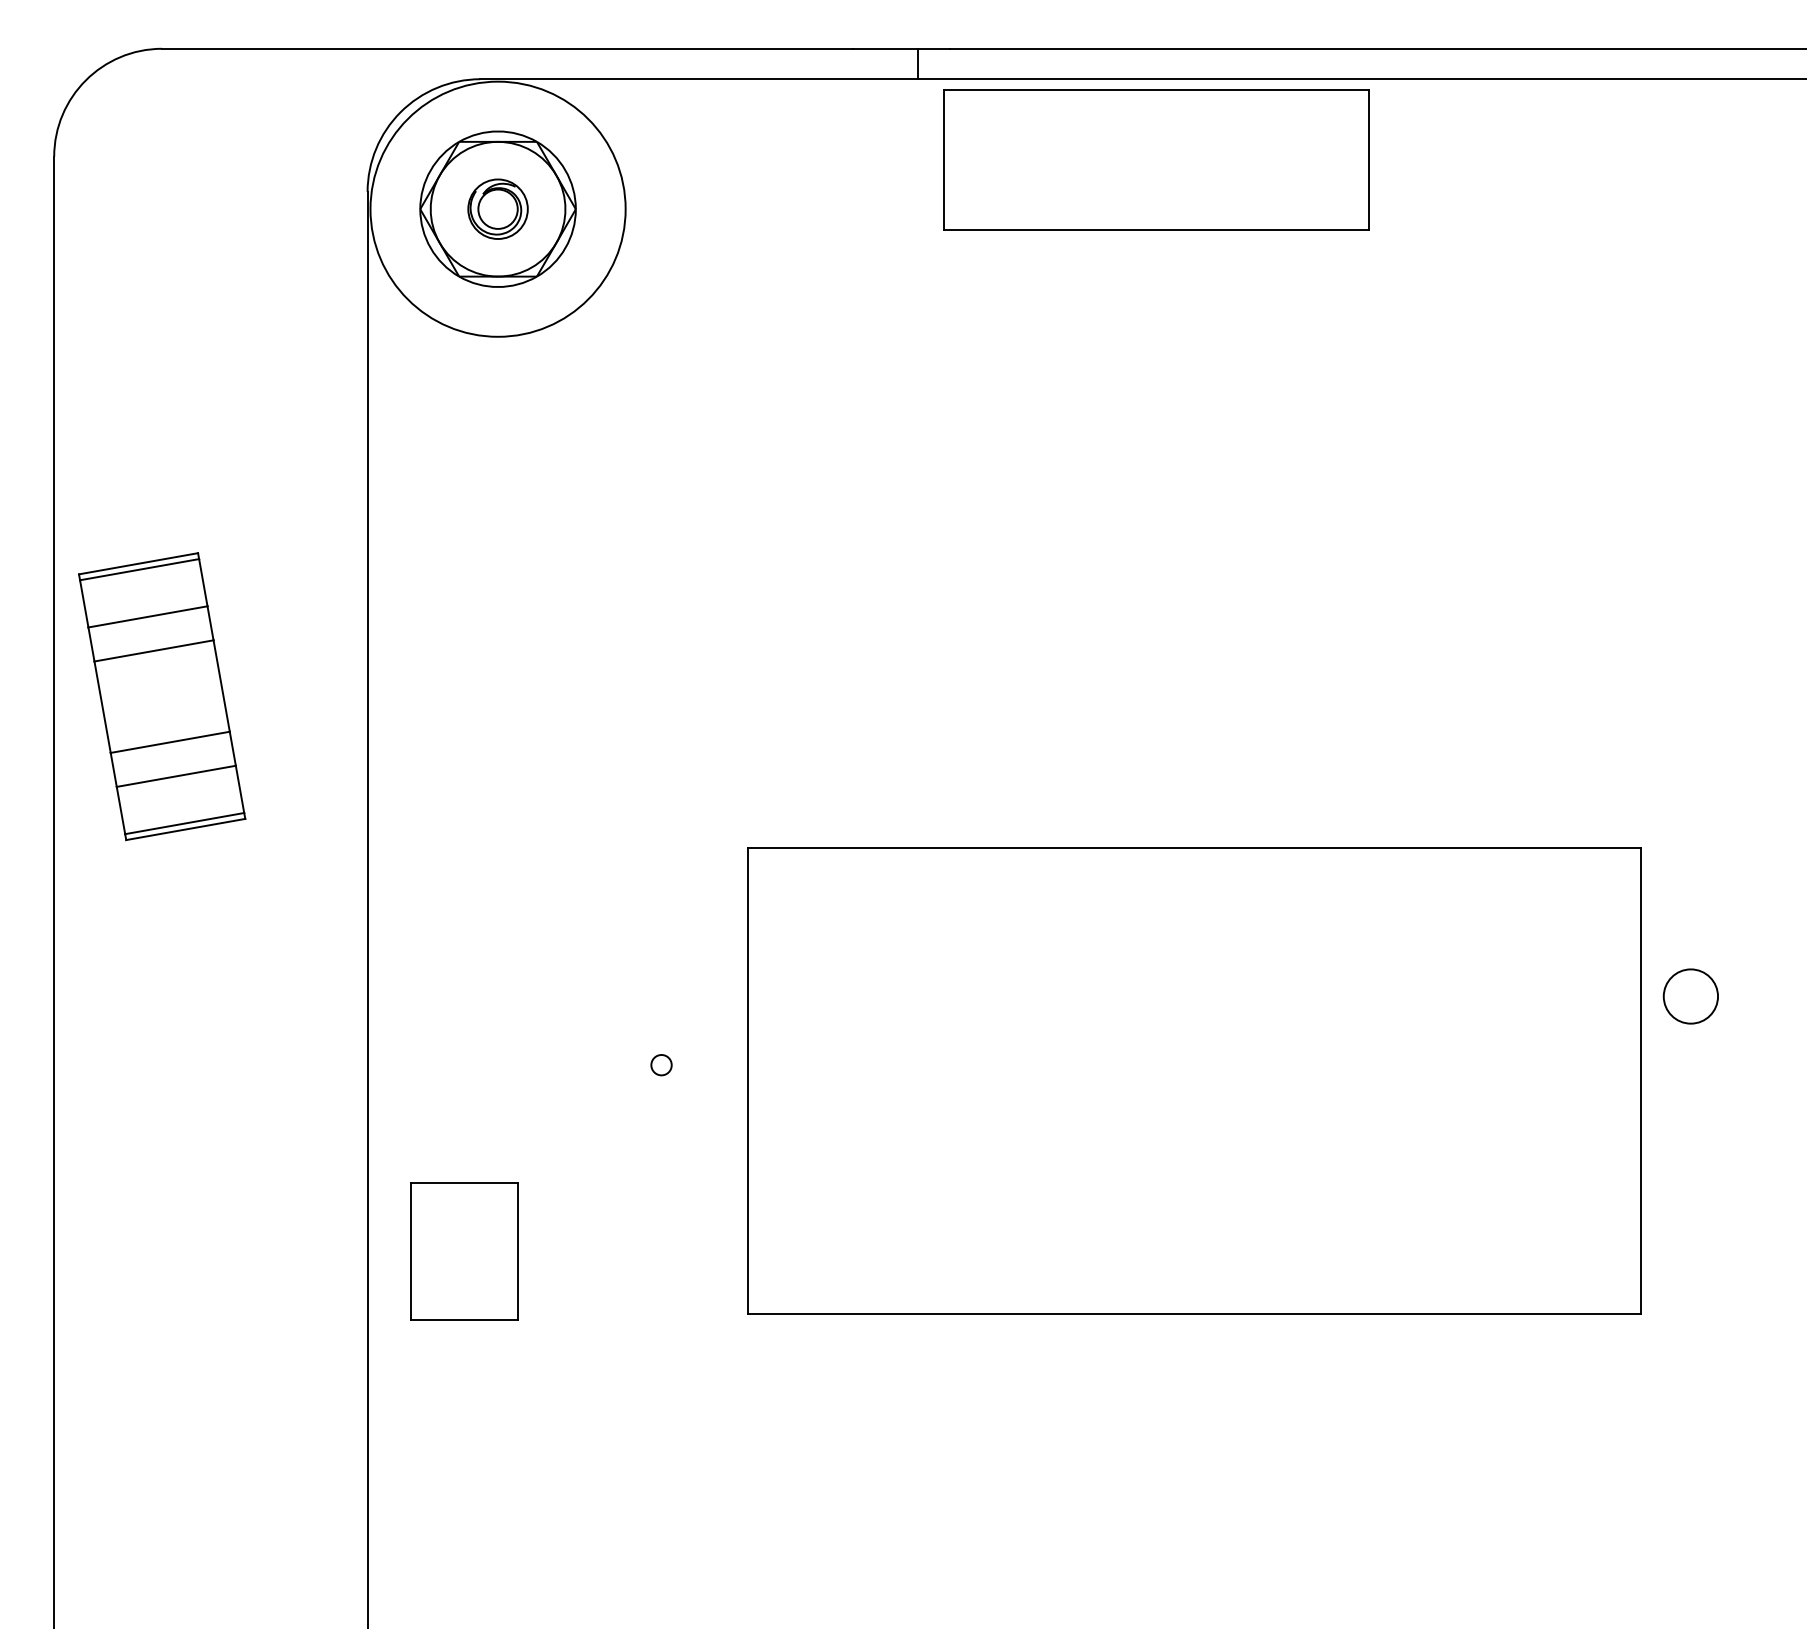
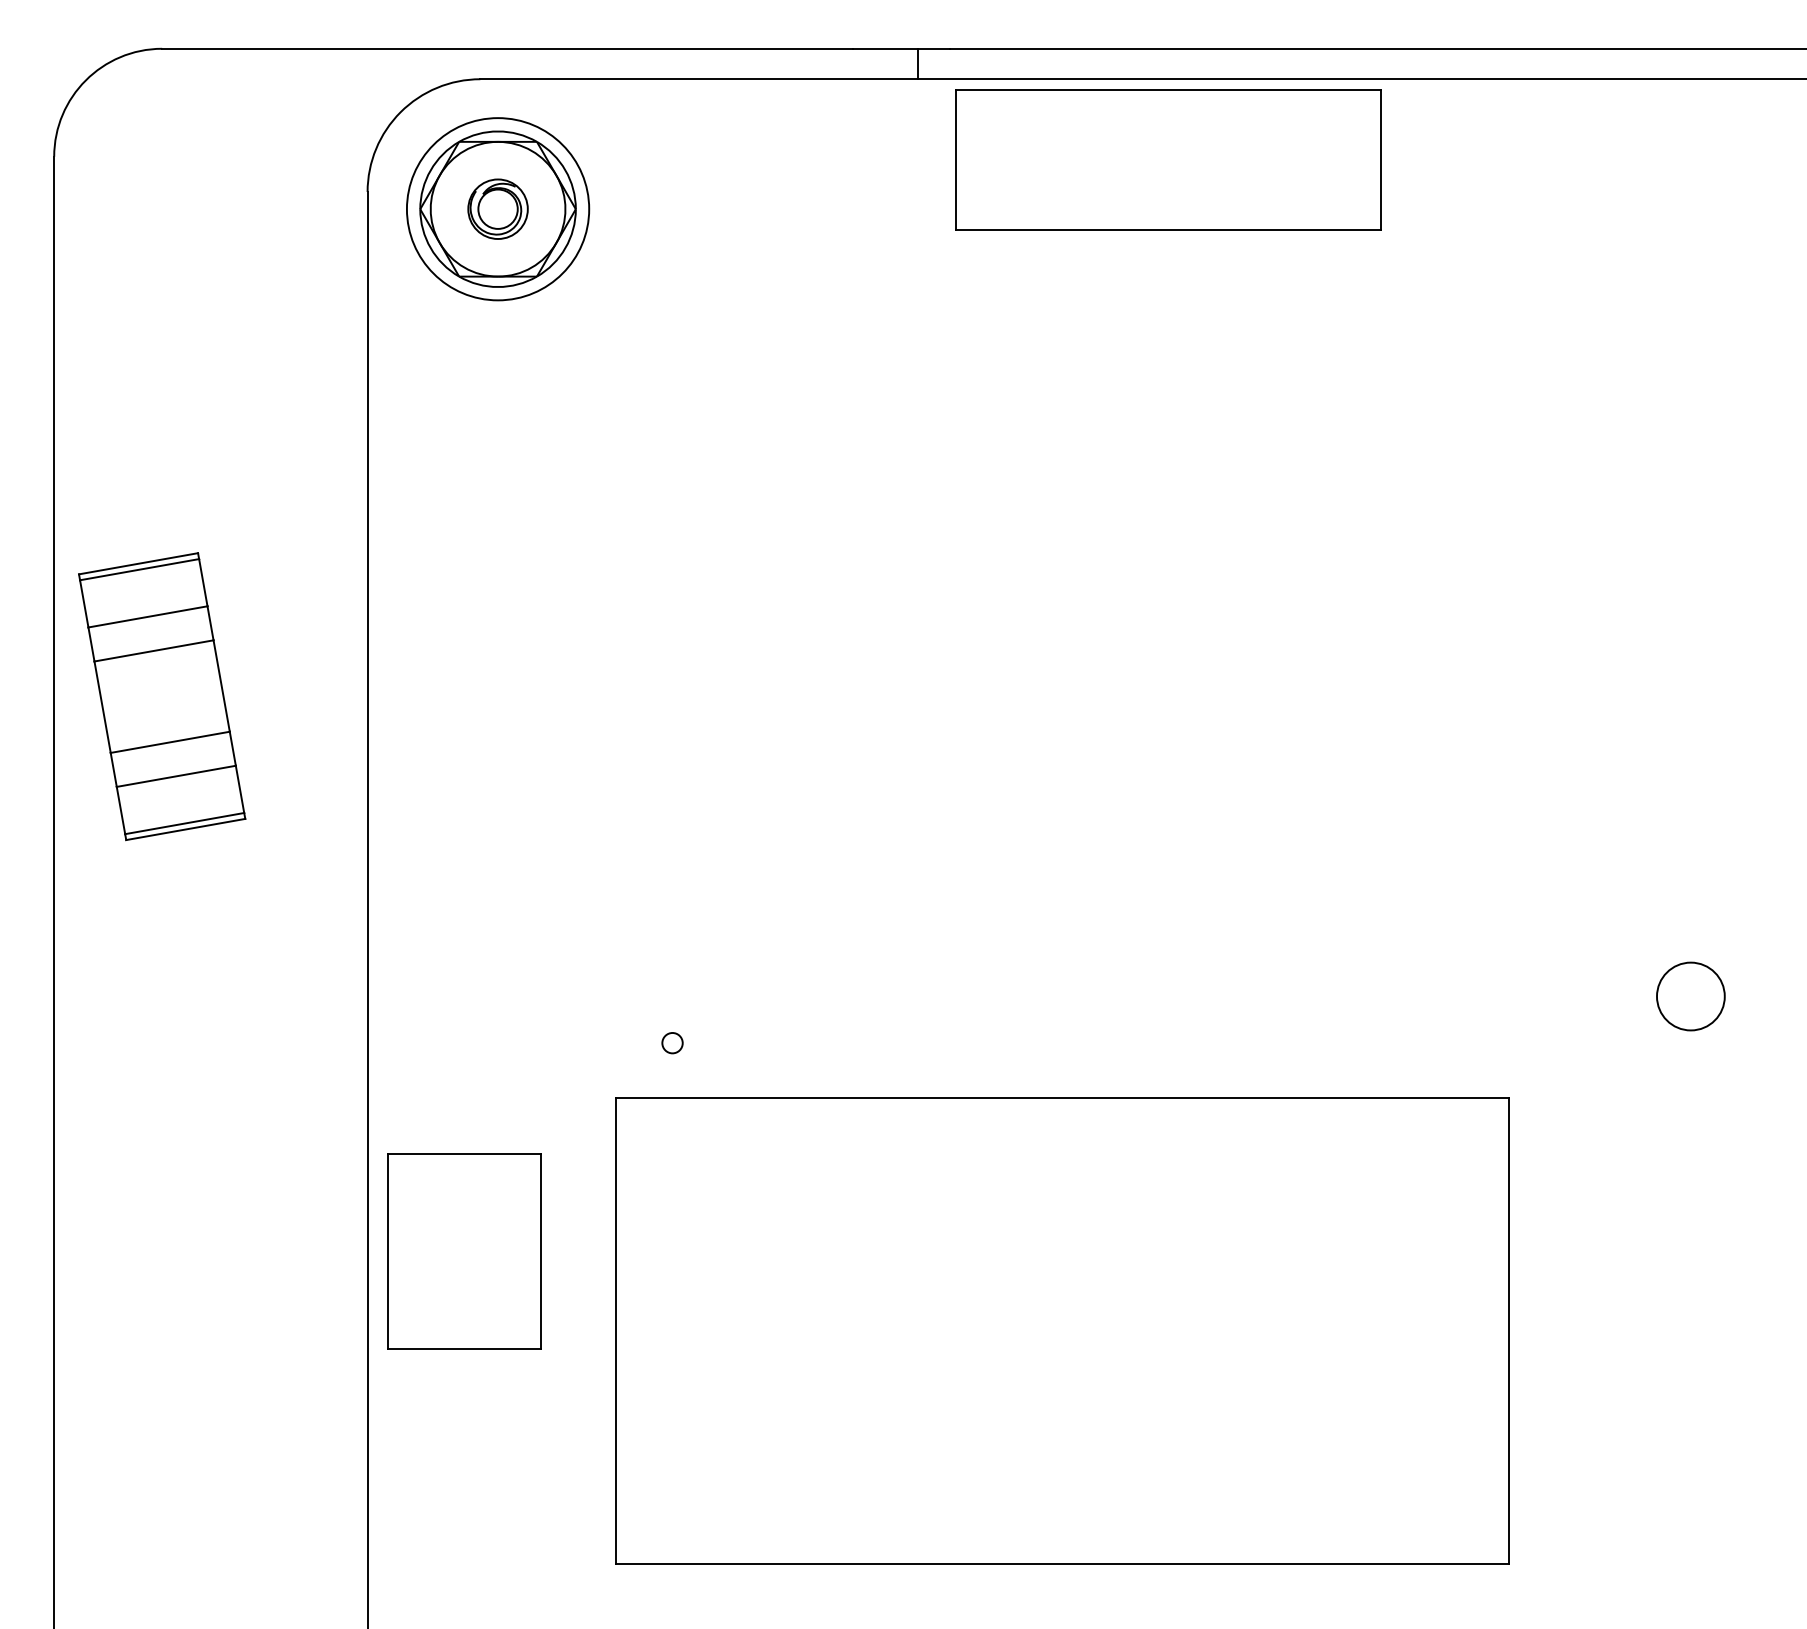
part position: (1156, 159) -> (1168, 159) (1168, 159)
circle diameter: 255 px -> 182 px (497, 209)
circle diameter: 54 px -> 68 px (1690, 996)
circle position: (661, 1065) -> (672, 1043) (672, 1043)
part position: (1194, 1080) -> (1062, 1330) (1062, 1330)
part size: 109x139 px -> 155x197 px (464, 1251)
